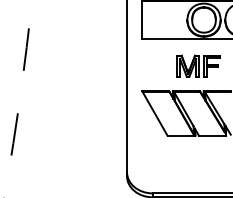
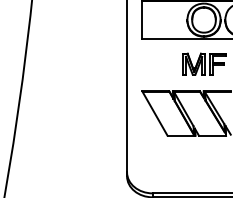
part position: (198, 65) -> (204, 63) (204, 63)
arc: dashed -> solid (19, 98)
